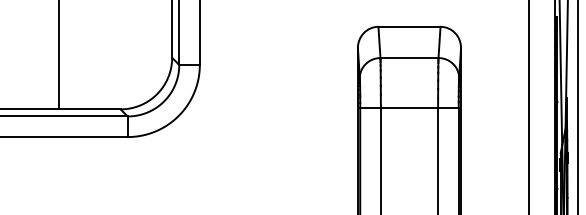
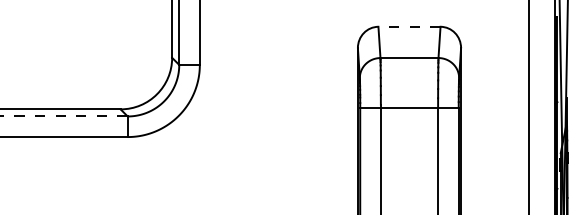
line: solid -> dashed (409, 26)
line: present -> none (58, 55)
line: present -> none (578, 106)
line: solid -> dashed (63, 116)
